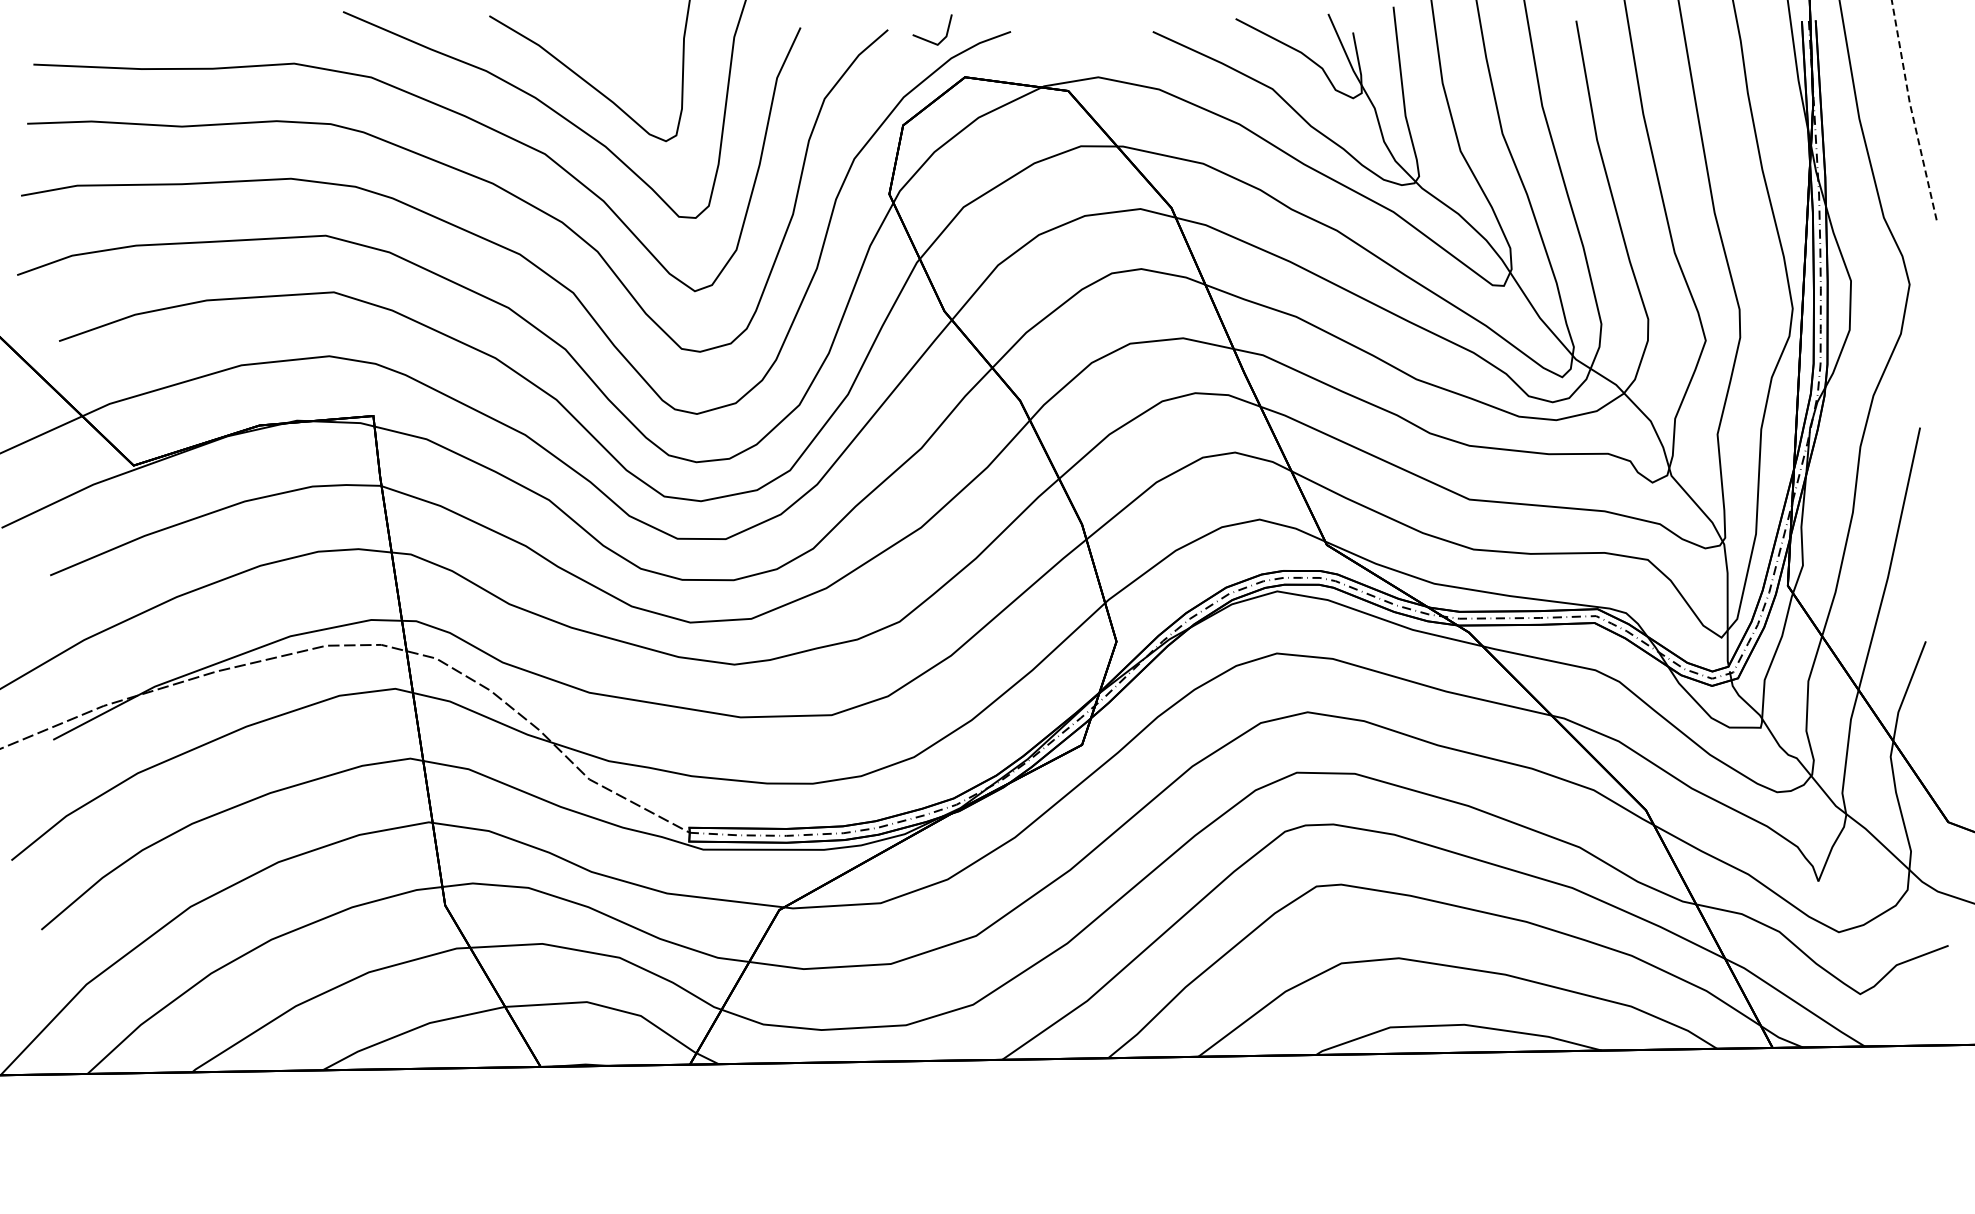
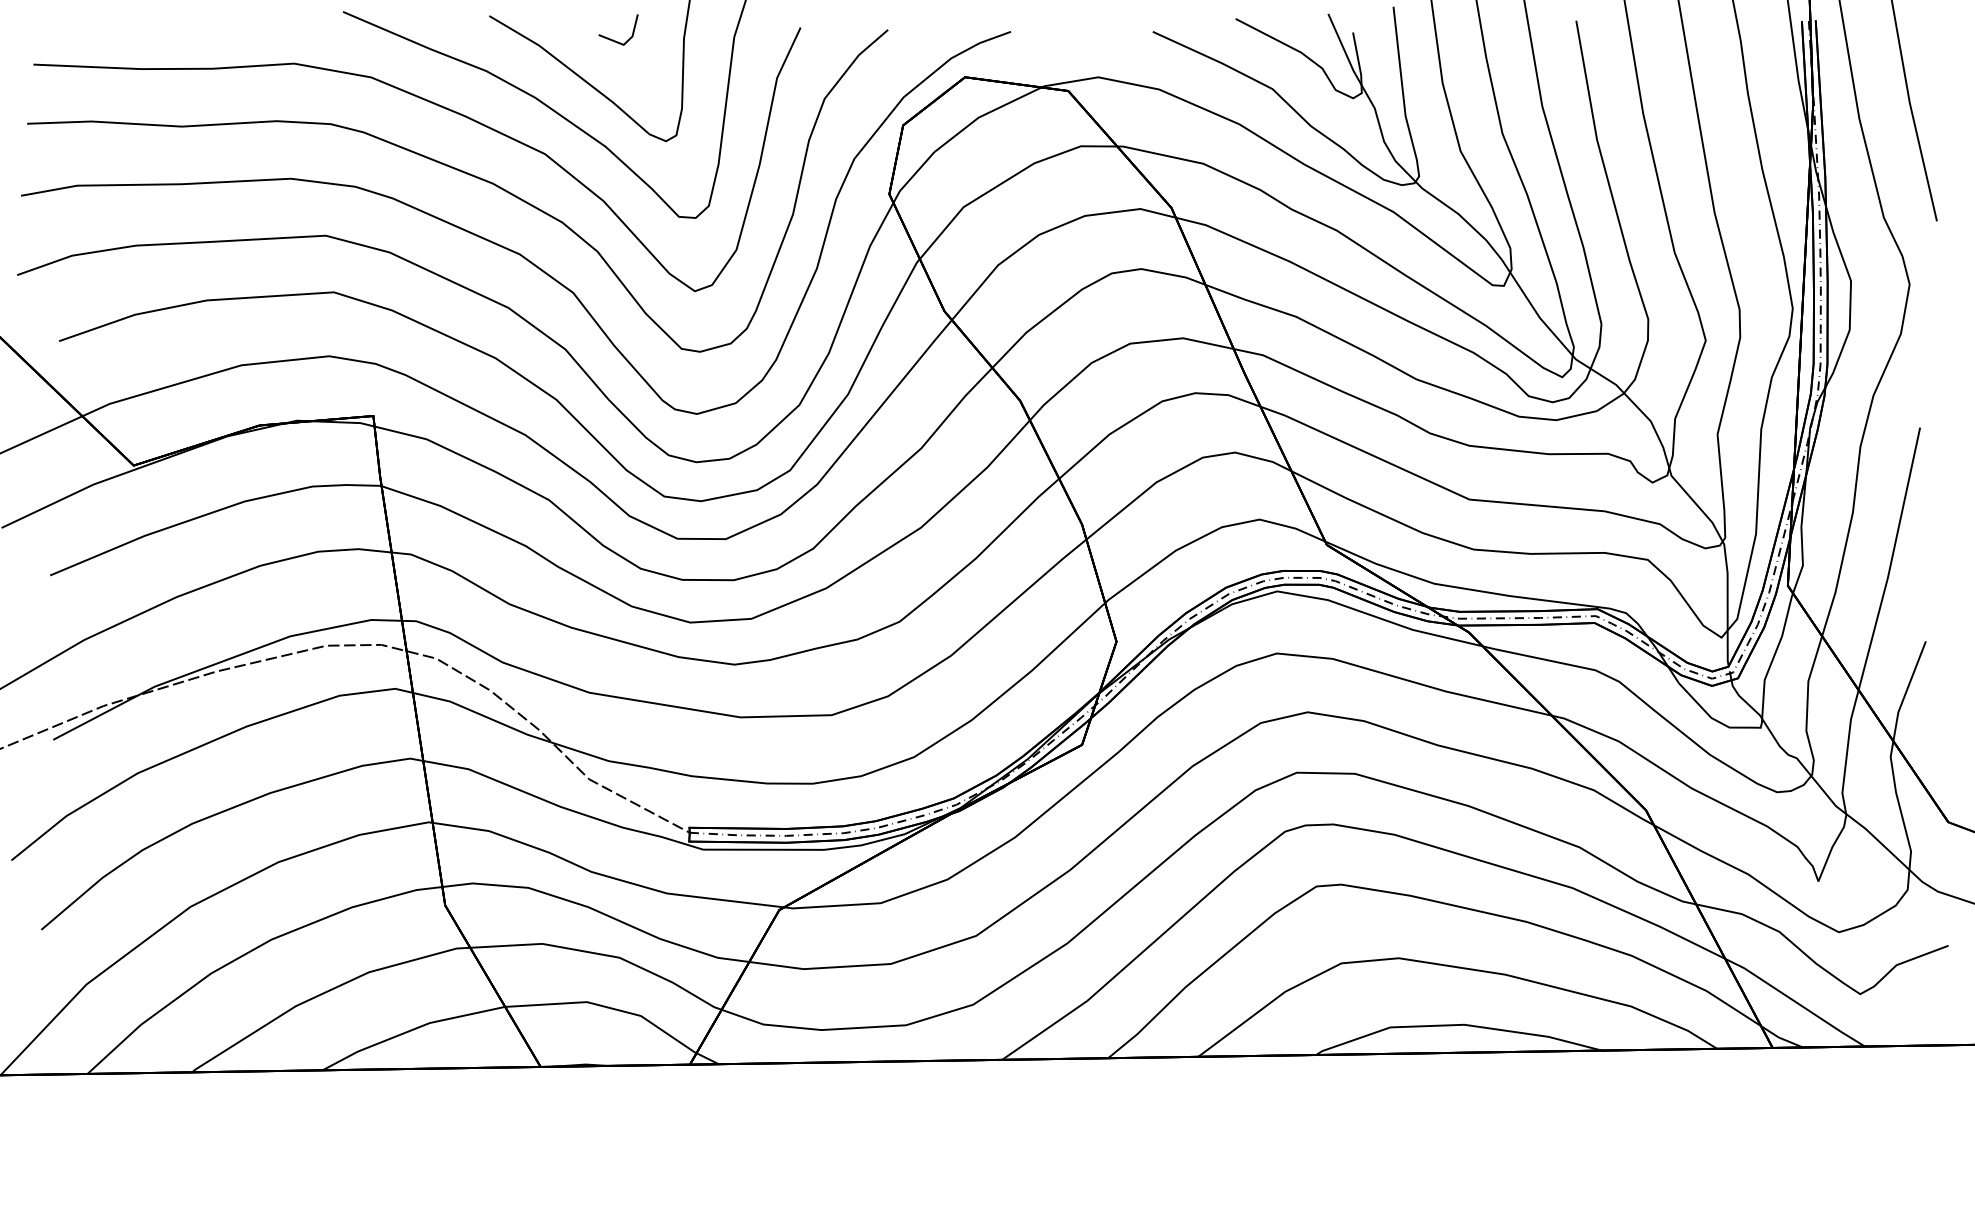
line position: (927, 39) -> (613, 39) (613, 39)
line: dashed -> solid (1911, 111)
